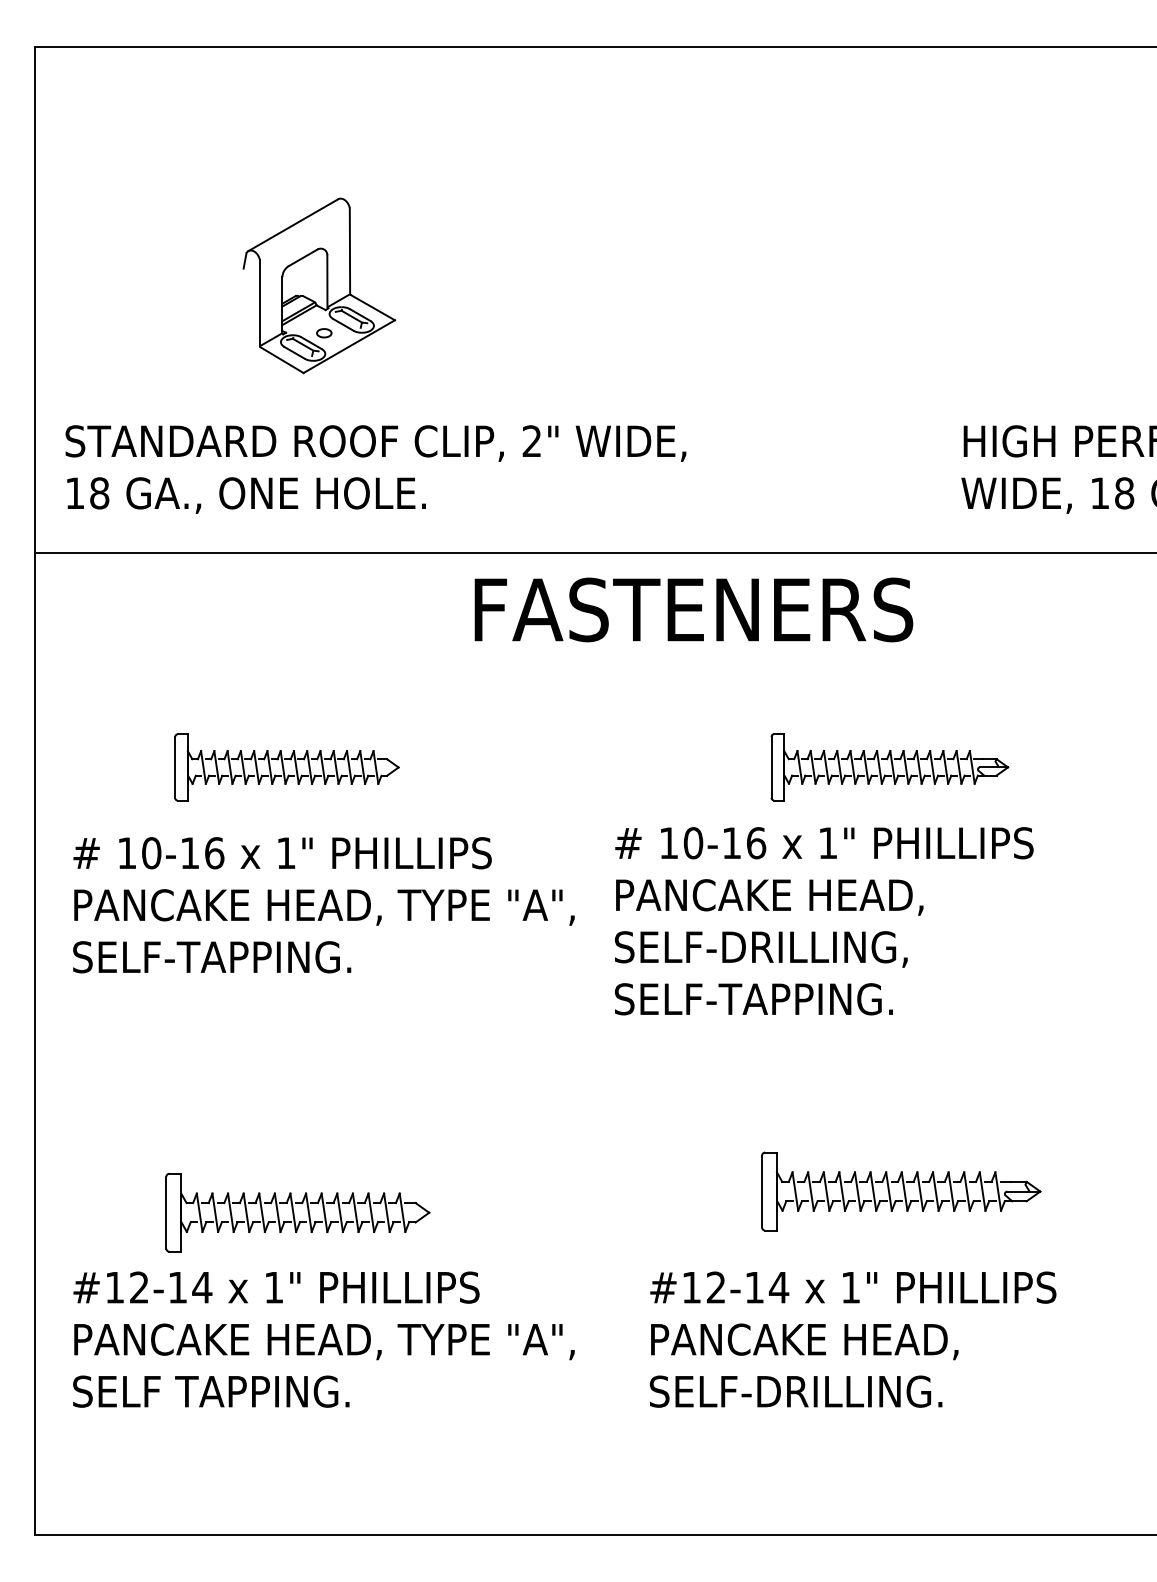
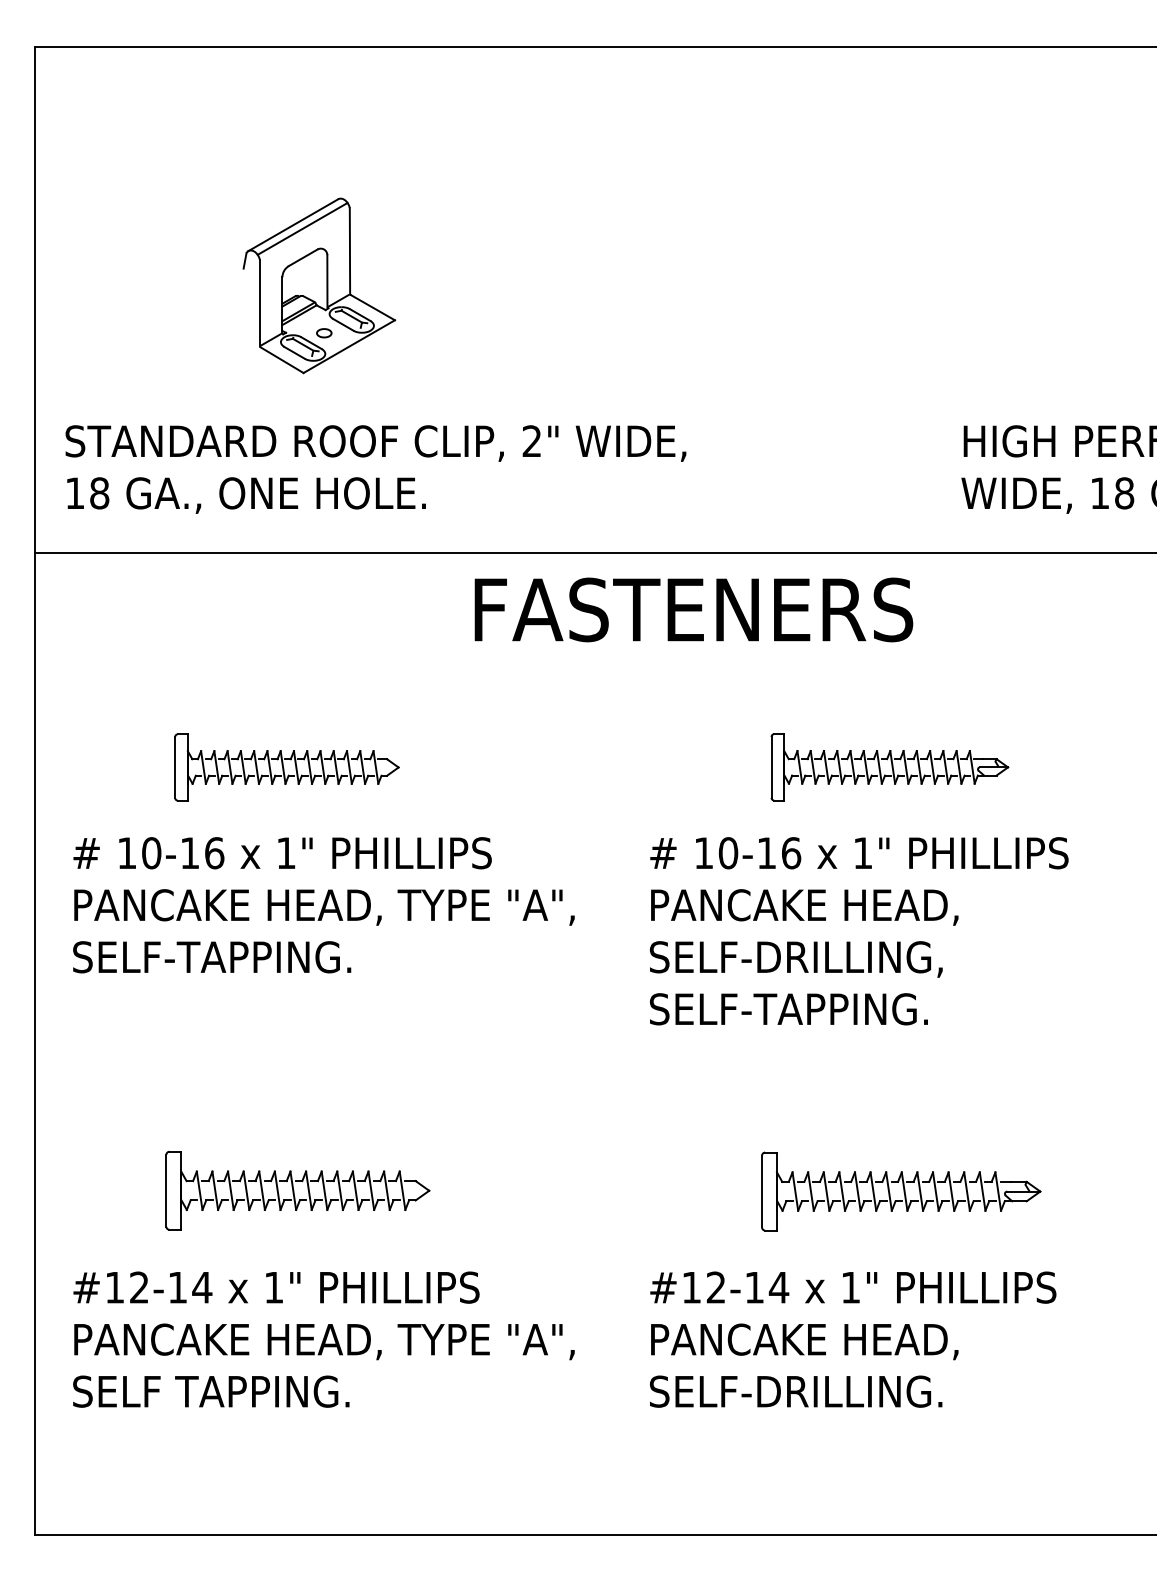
line: none -> present (302, 228)
text position: (824, 921) -> (859, 931) (859, 931)
part position: (297, 1212) -> (297, 1190) (297, 1190)
